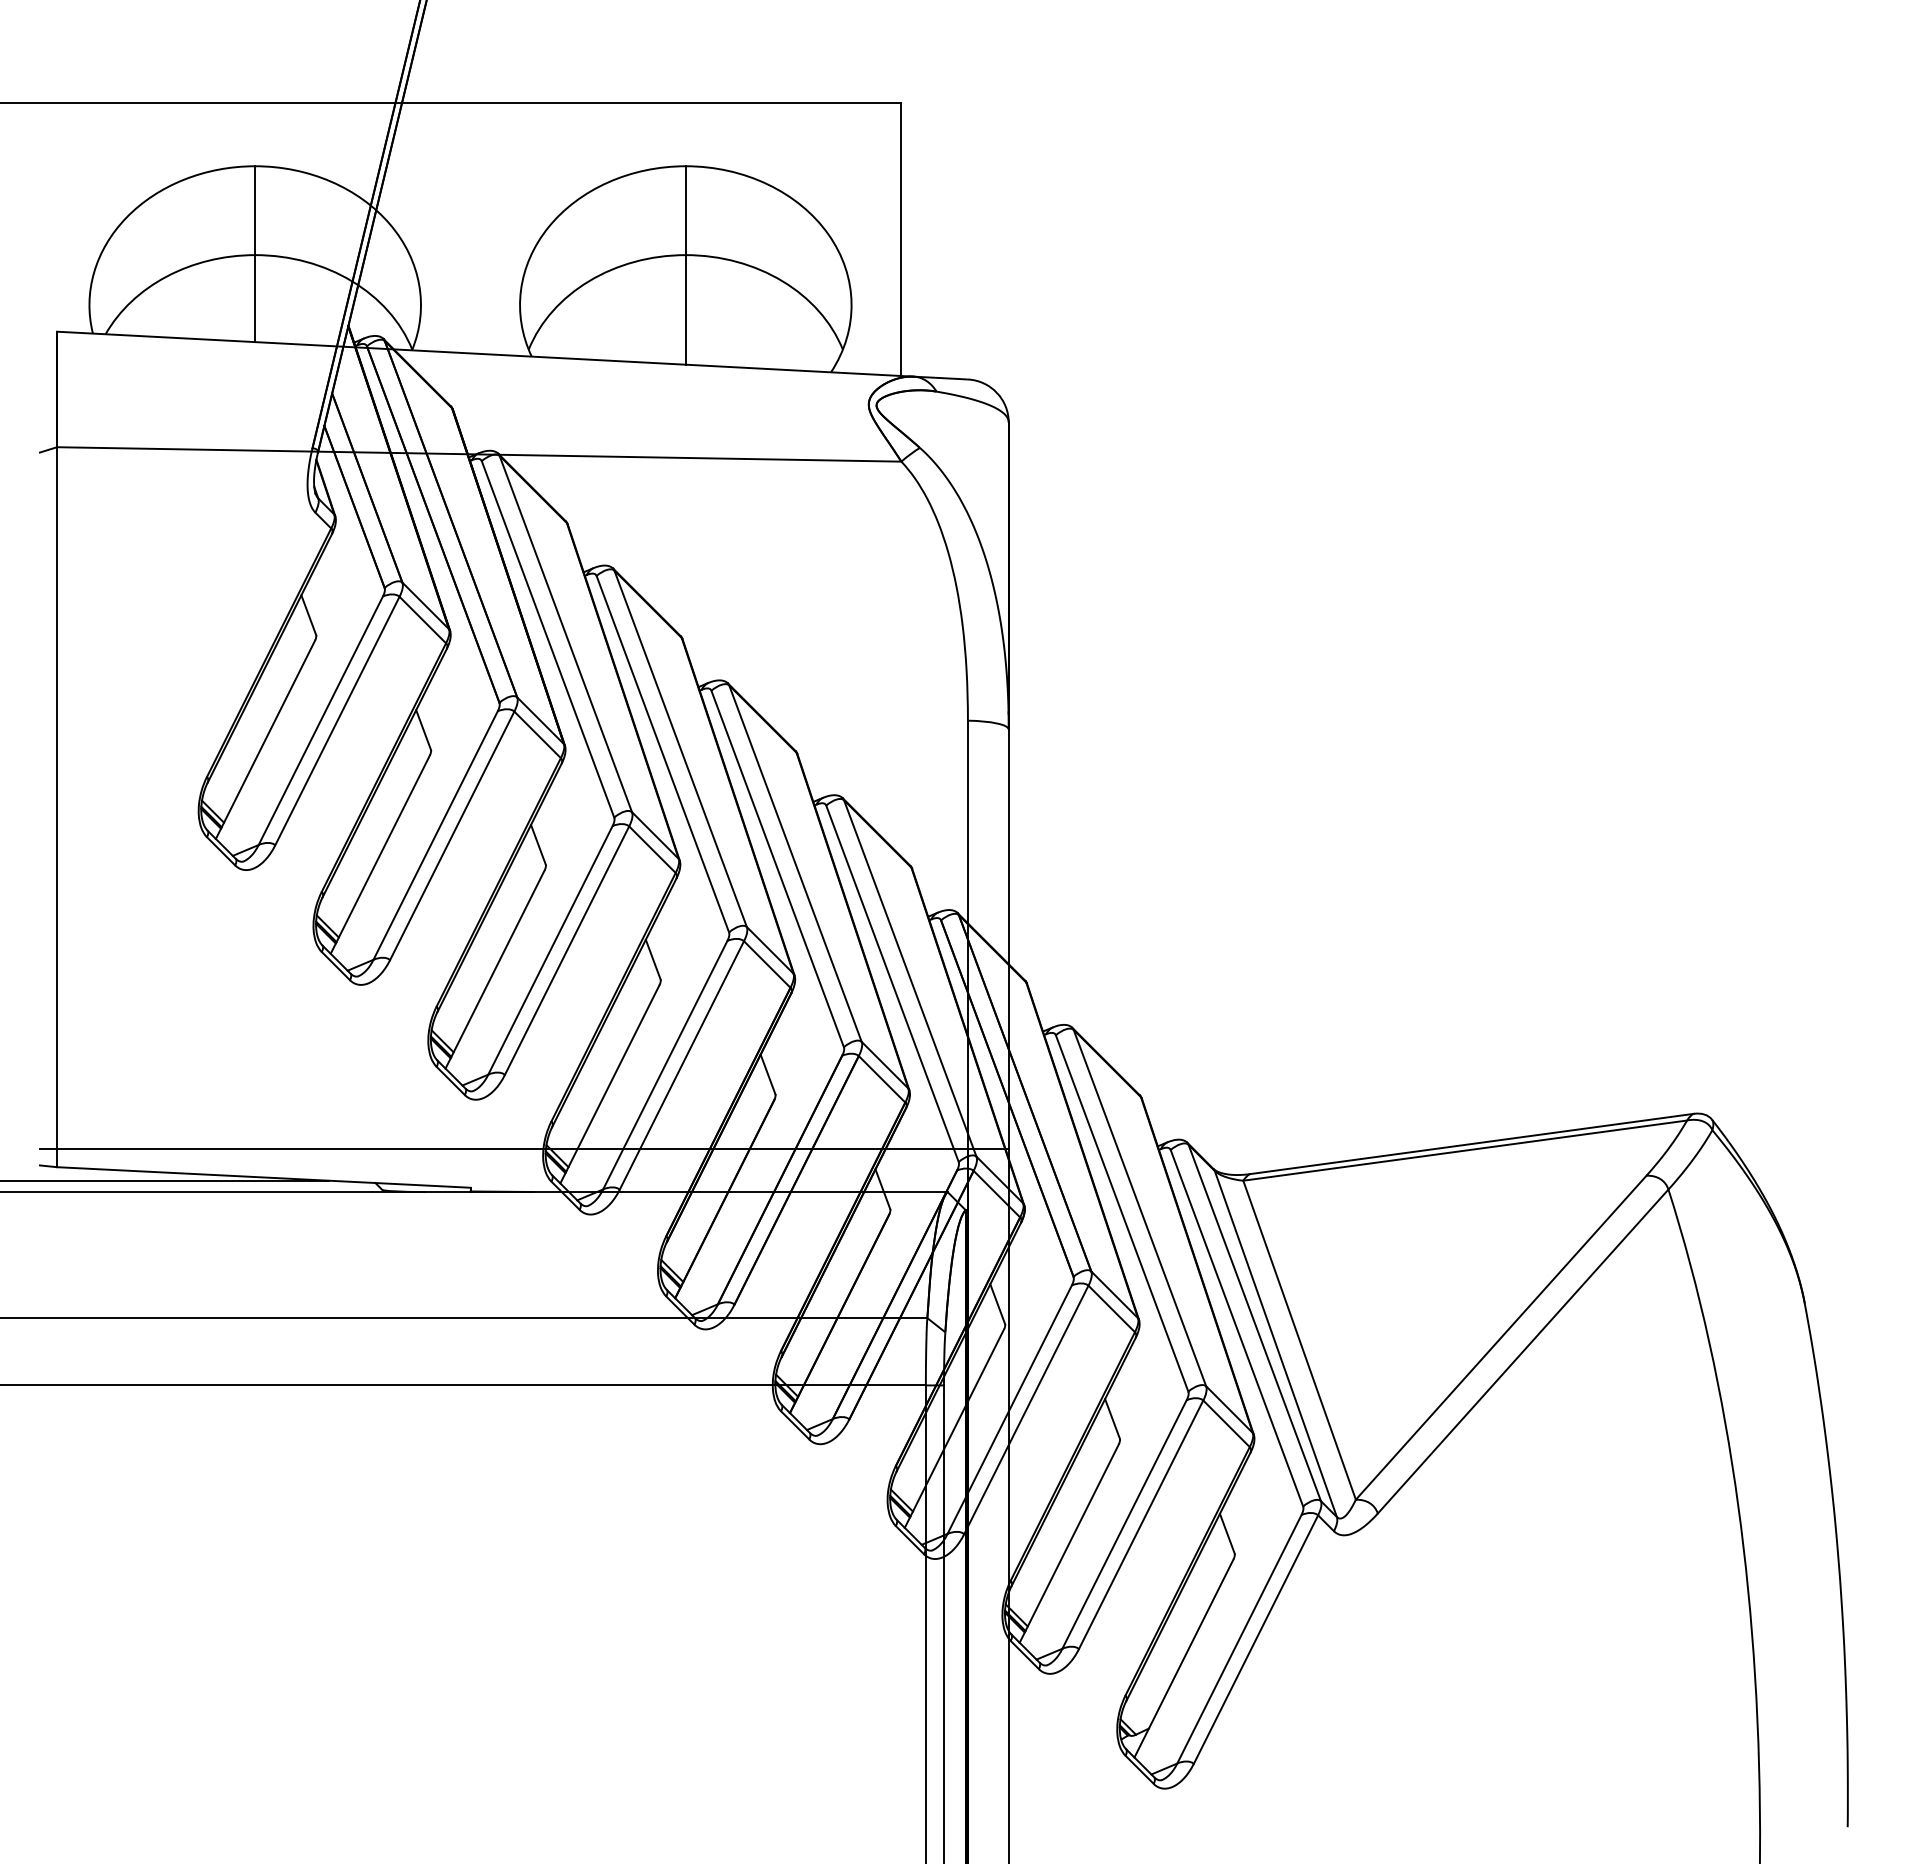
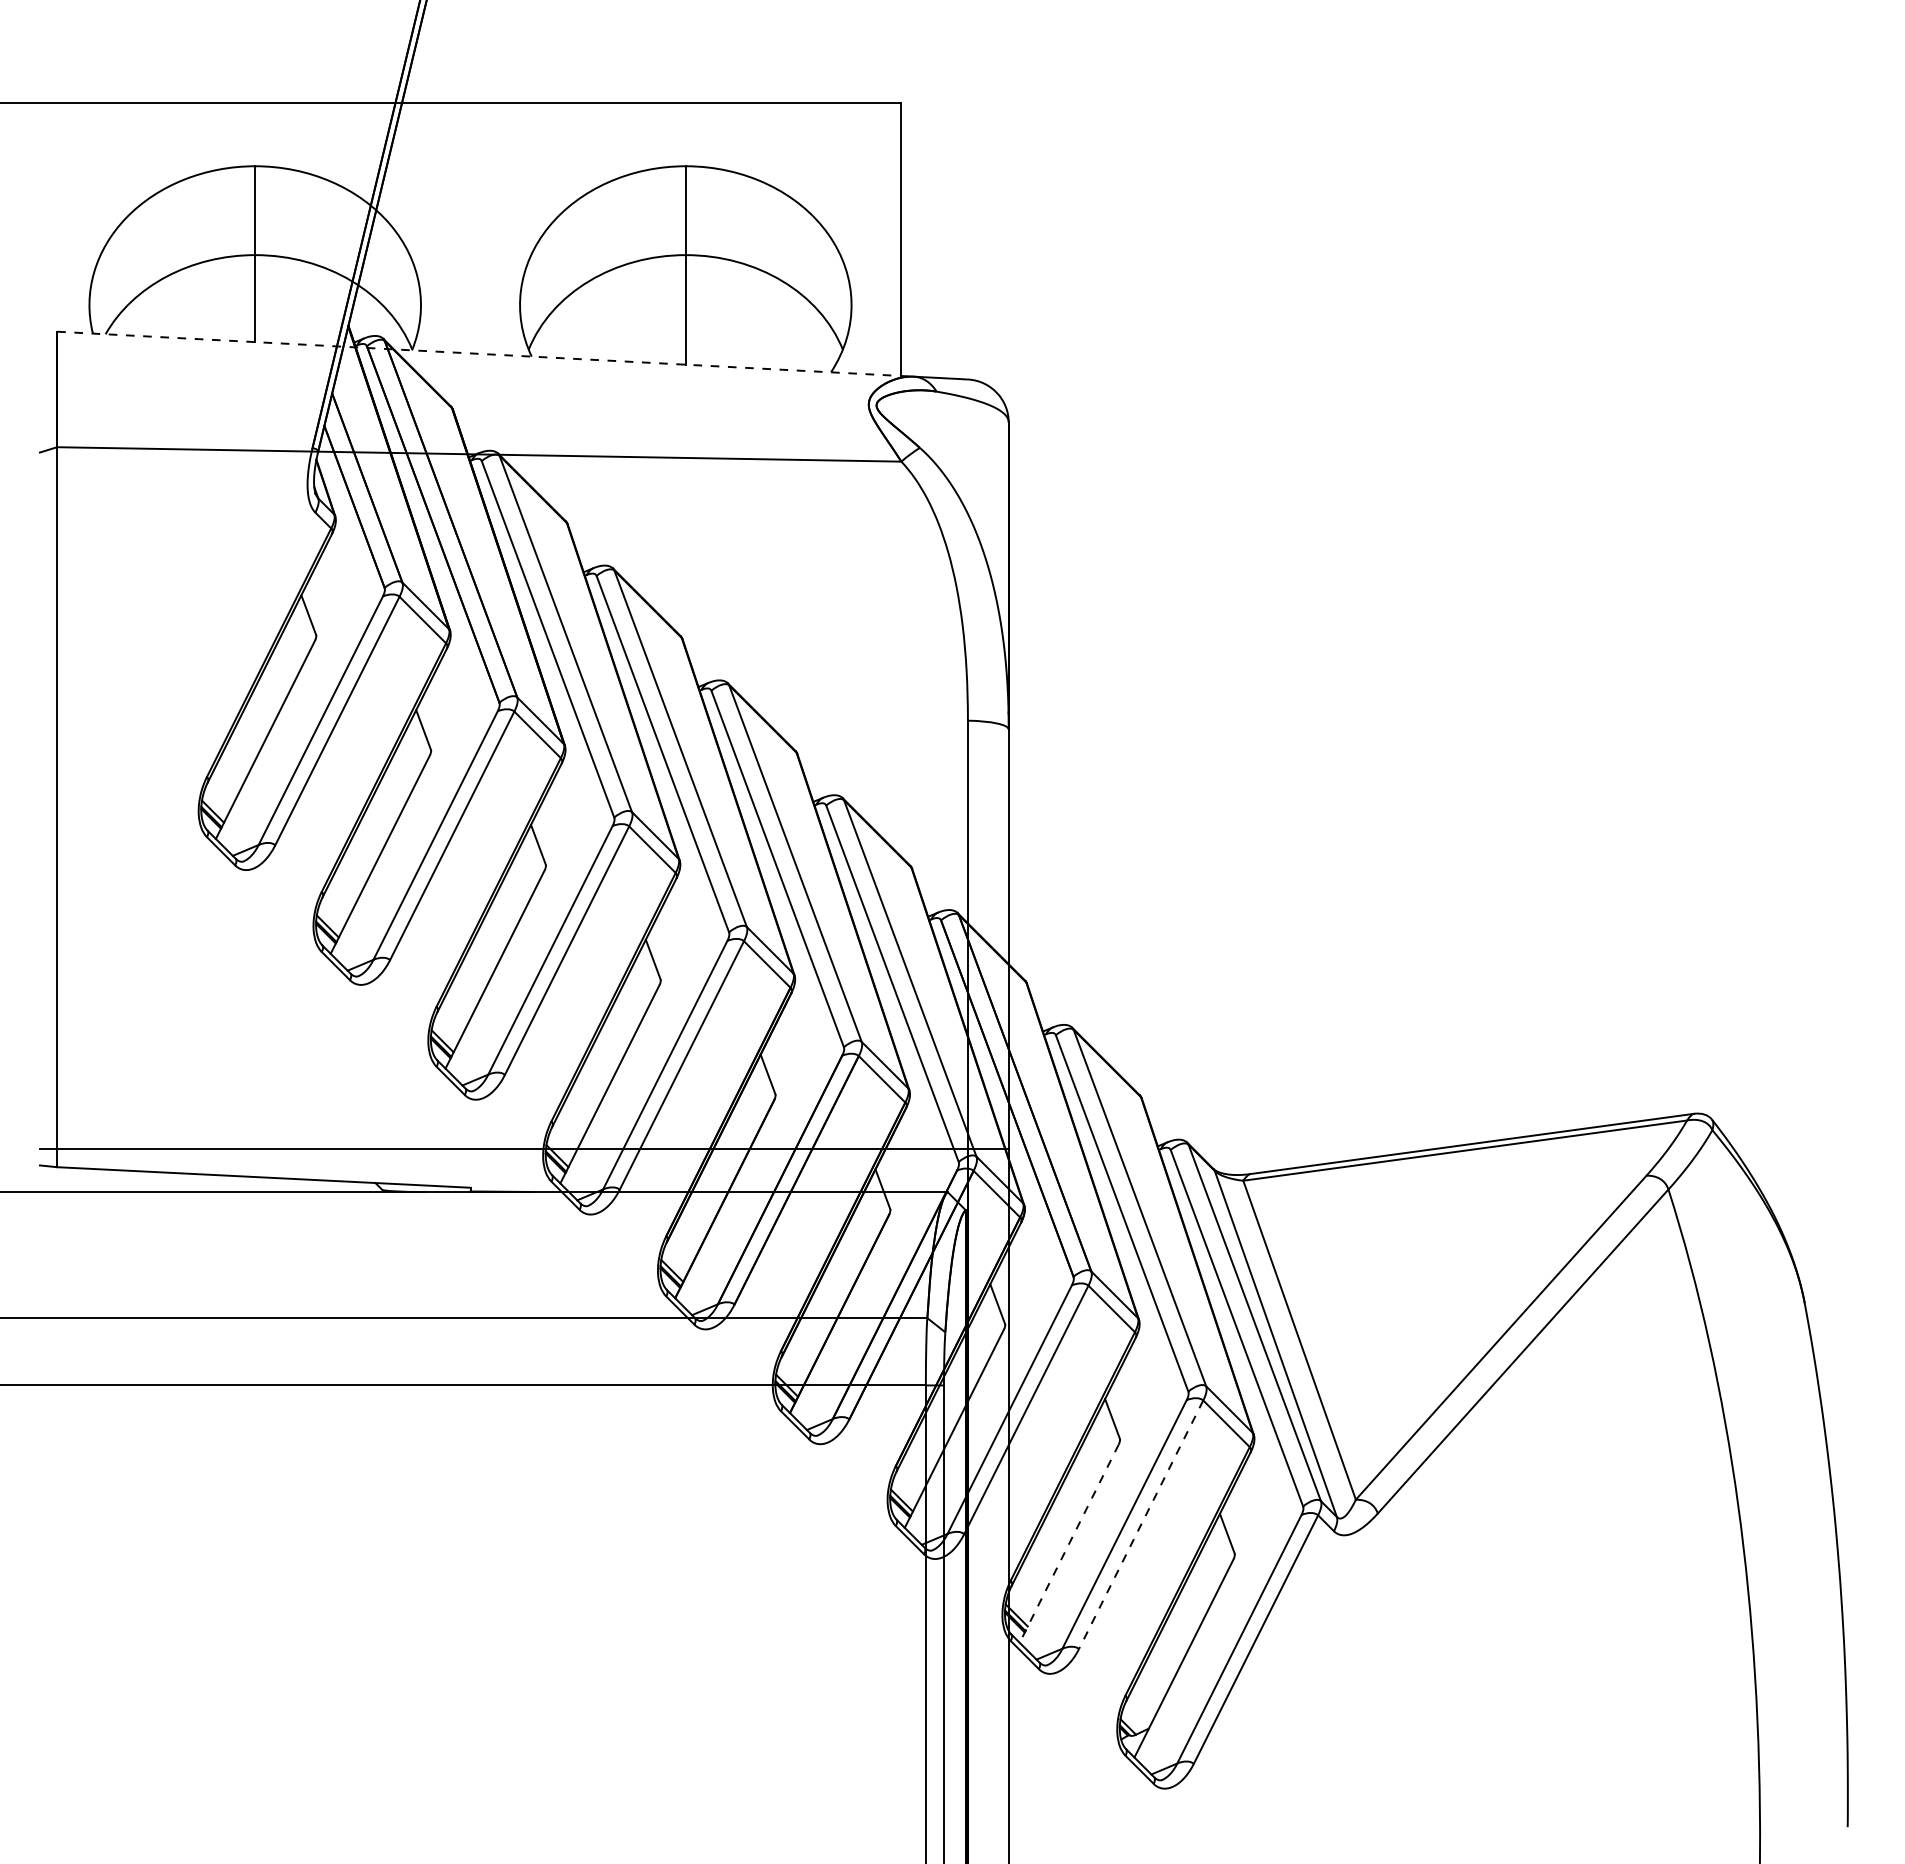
line: solid -> dashed (485, 354)
line: present -> none (165, 1180)
line: solid -> dashed (1141, 1524)
line: solid -> dashed (1069, 1543)
